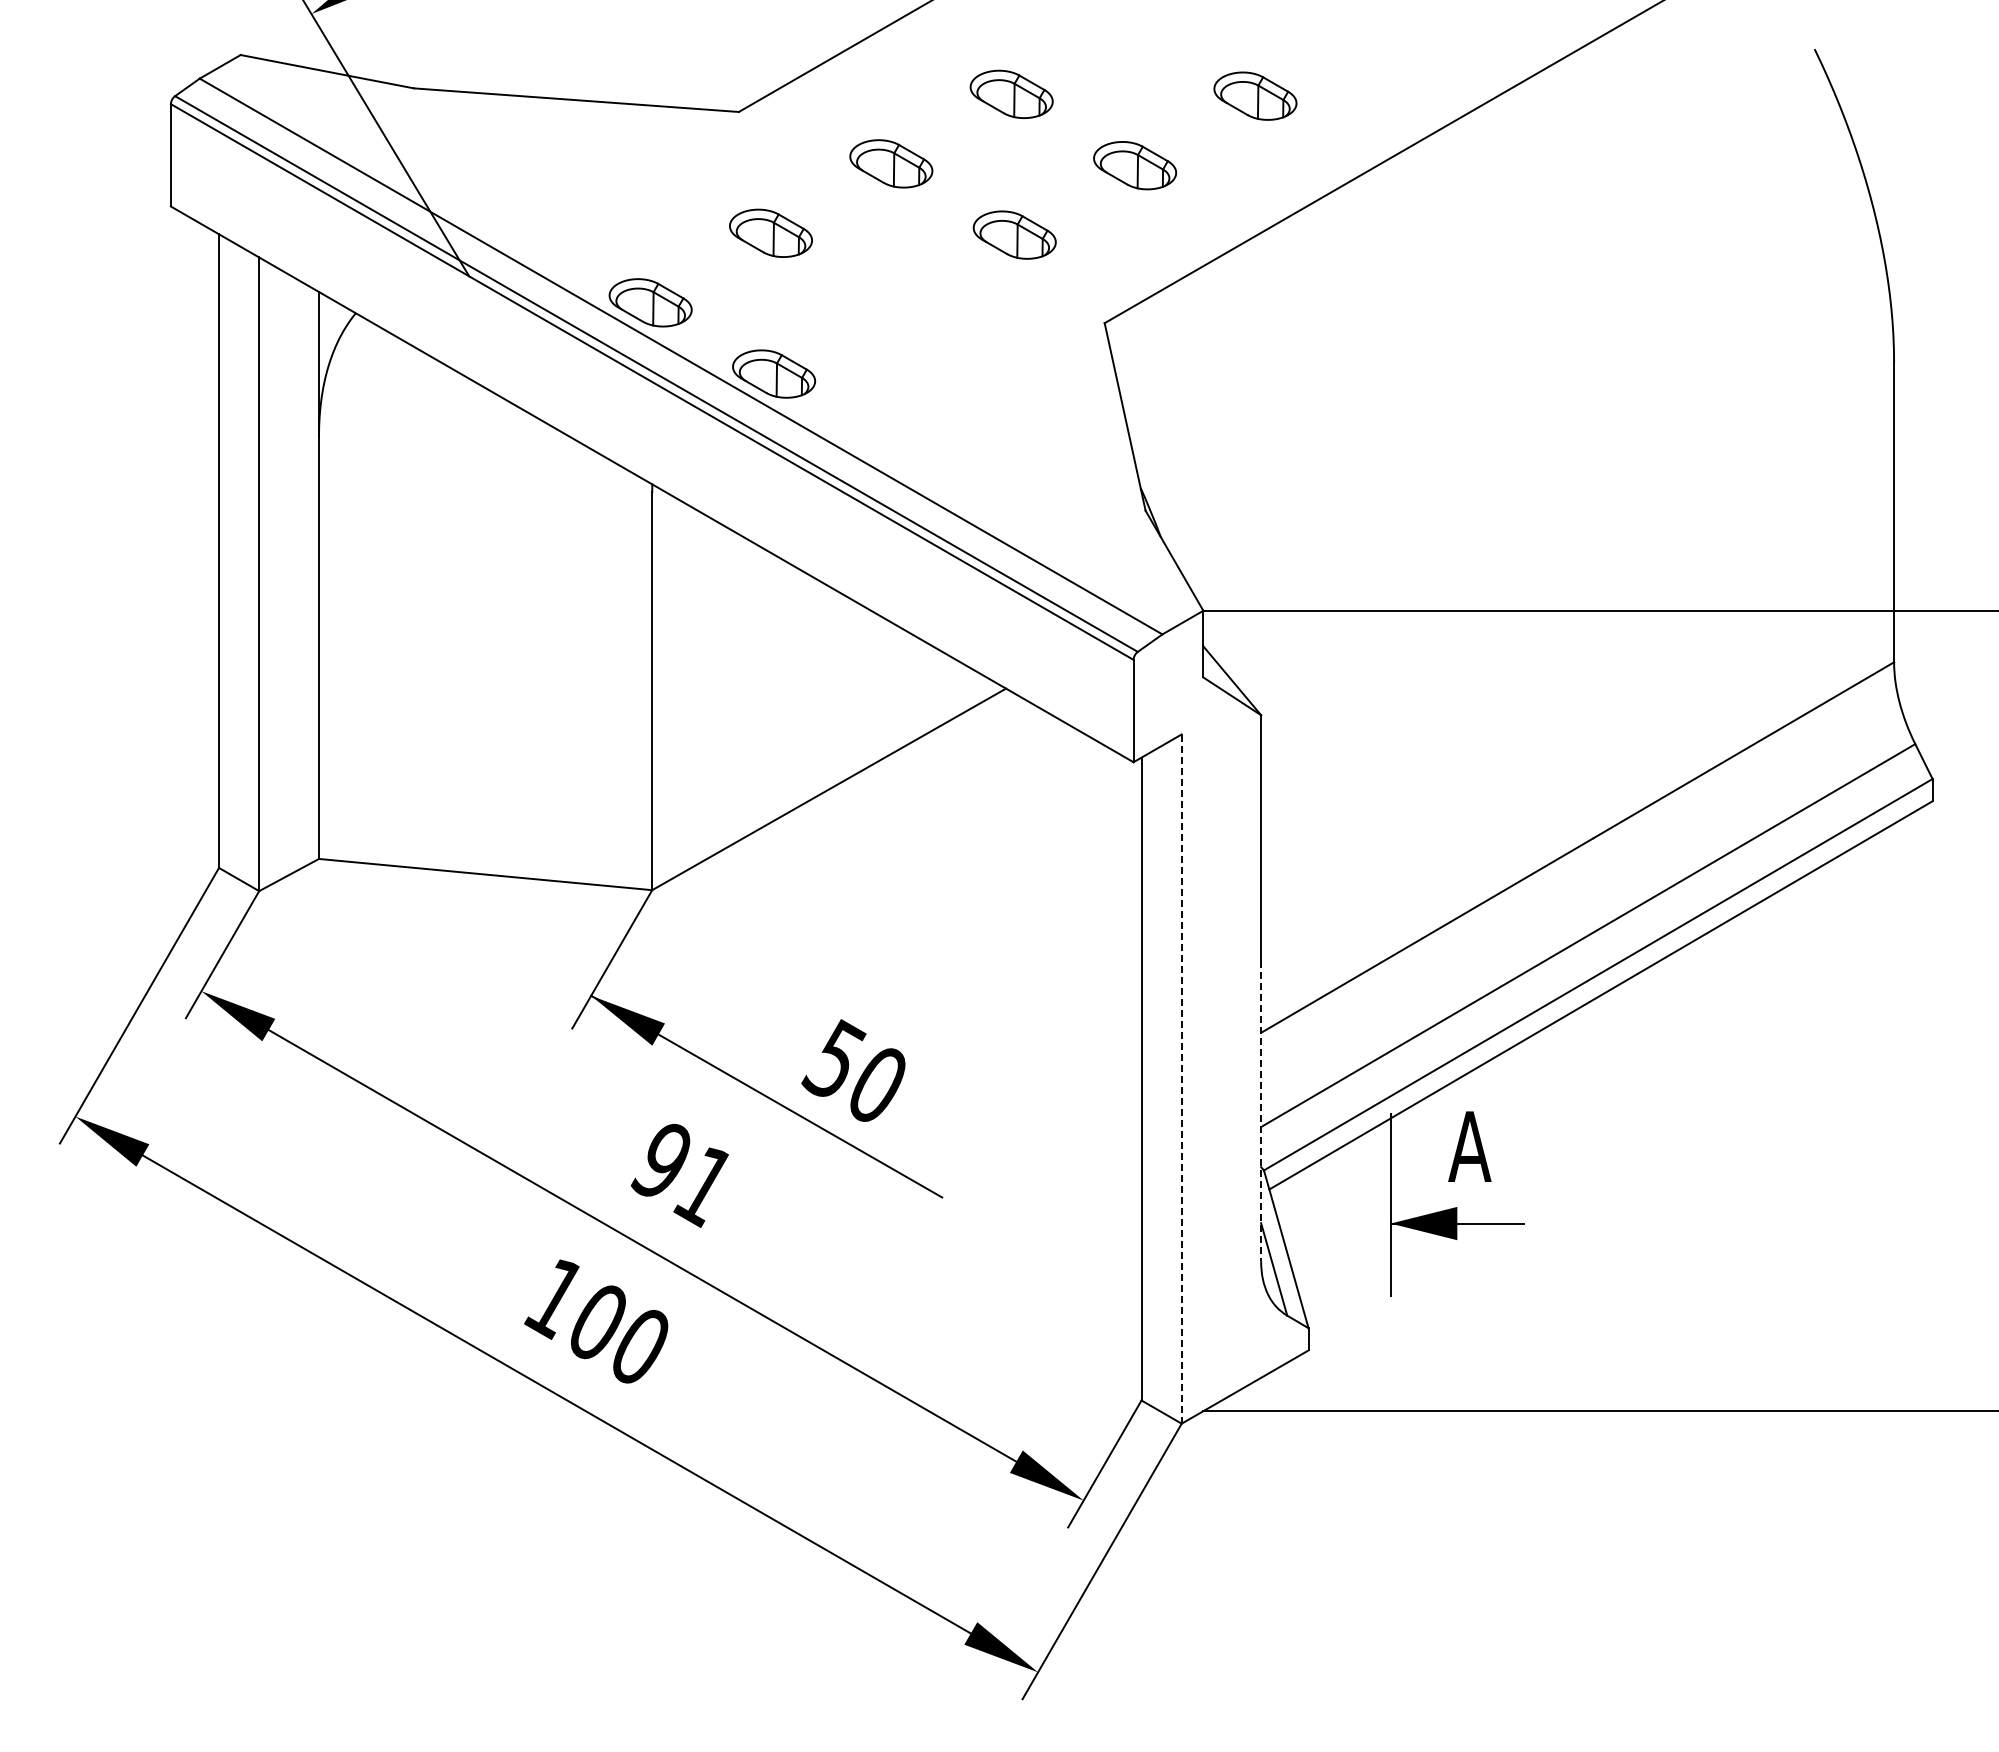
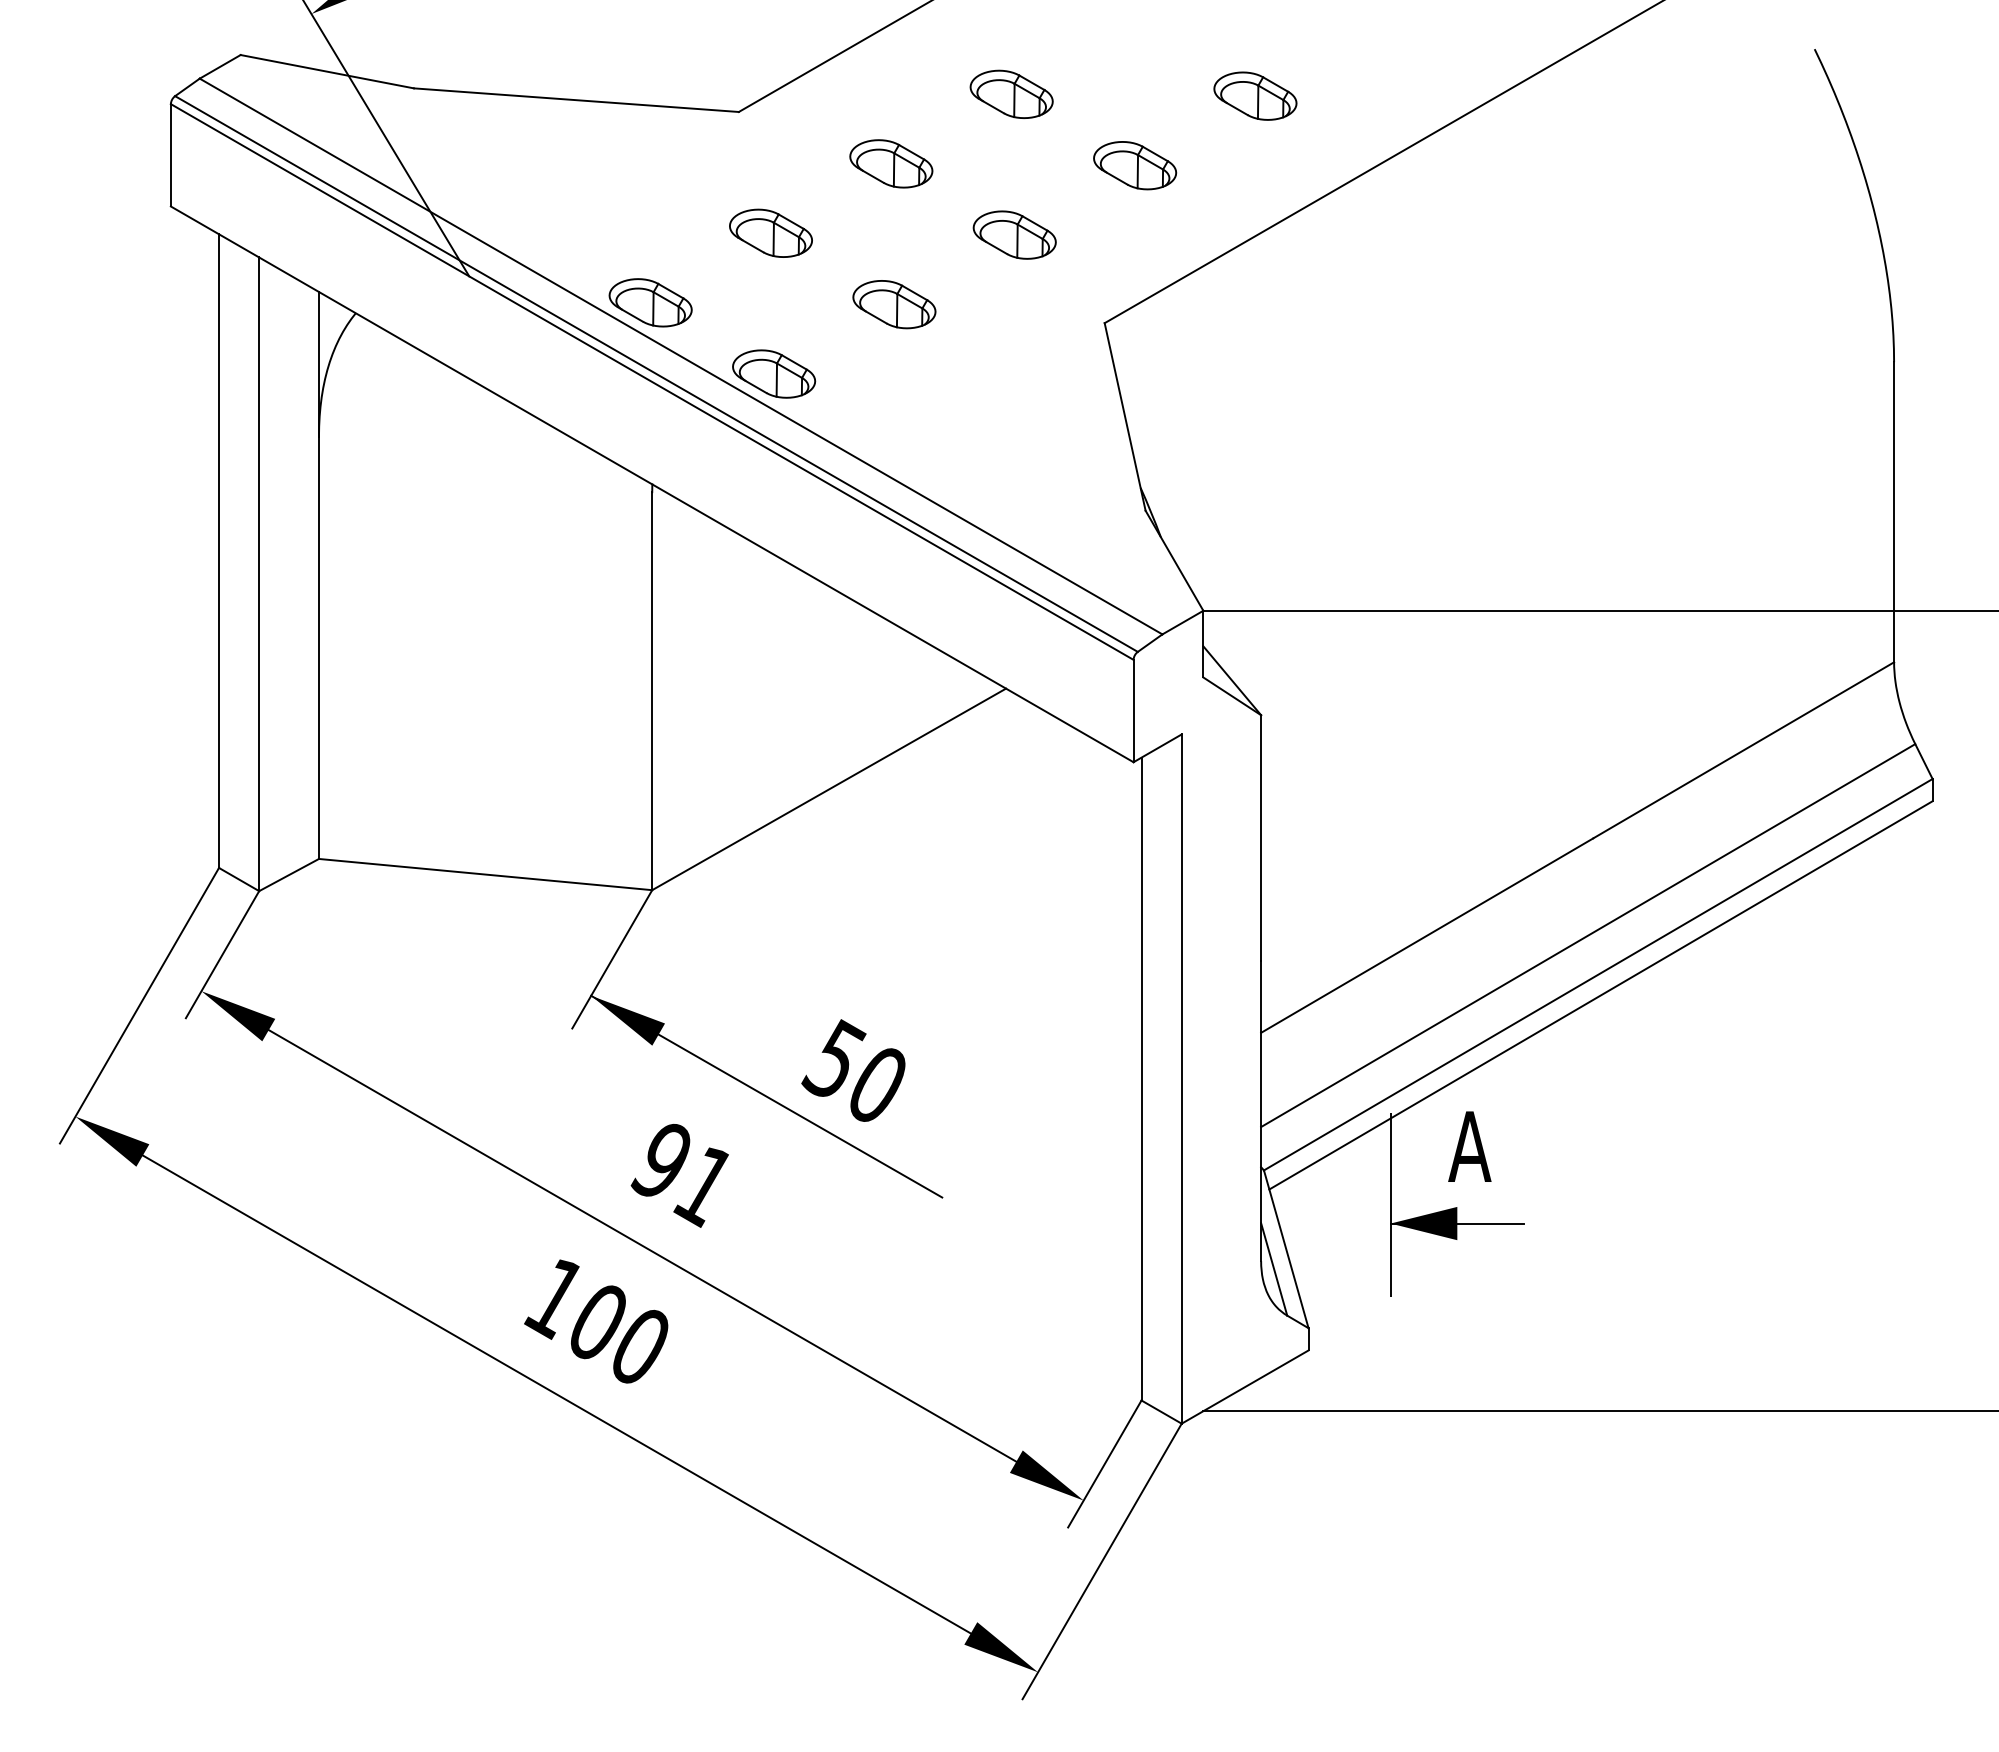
part: none -> present (894, 304)
line: dashed -> solid (1181, 1079)
line: dashed -> solid (1261, 1111)
